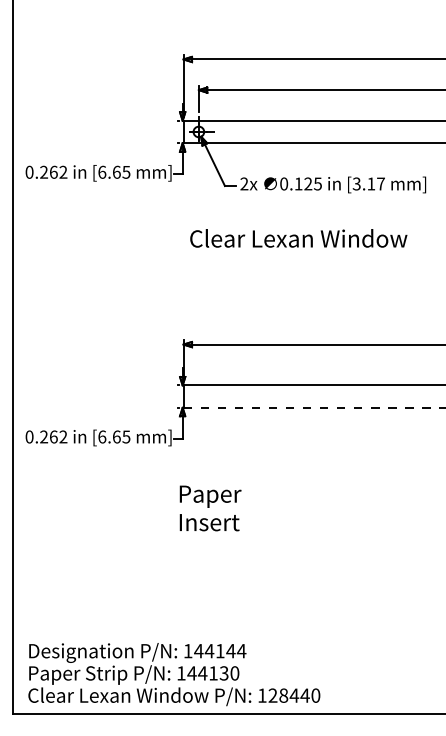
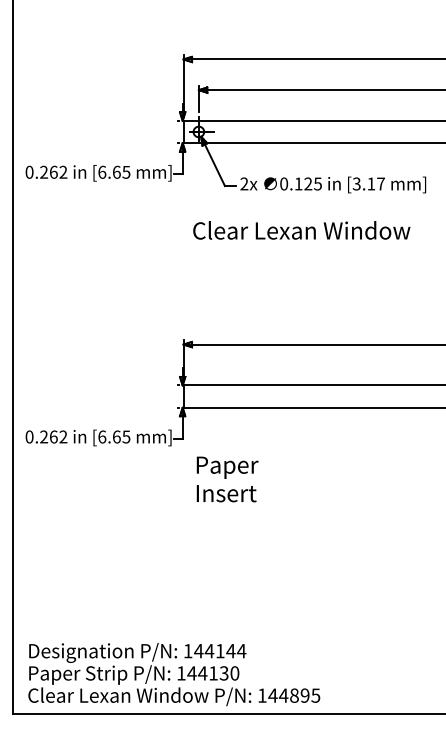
text position: (298, 238) -> (301, 230) (301, 230)
line: dashed -> solid (314, 407)
text position: (210, 508) -> (227, 479) (227, 479)
text: 128440 -> 144895 (294, 695)
